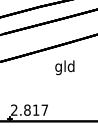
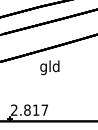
text position: (64, 67) -> (49, 67) (49, 67)
